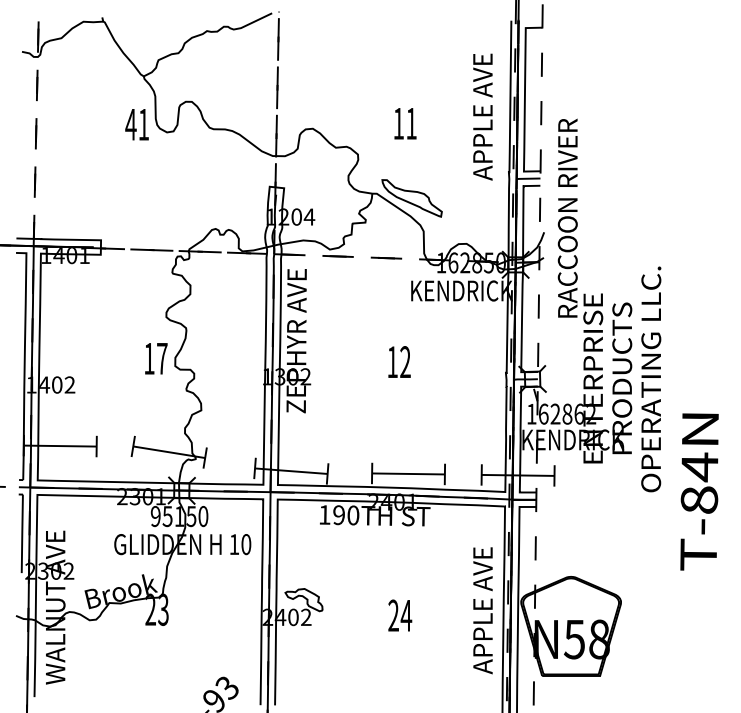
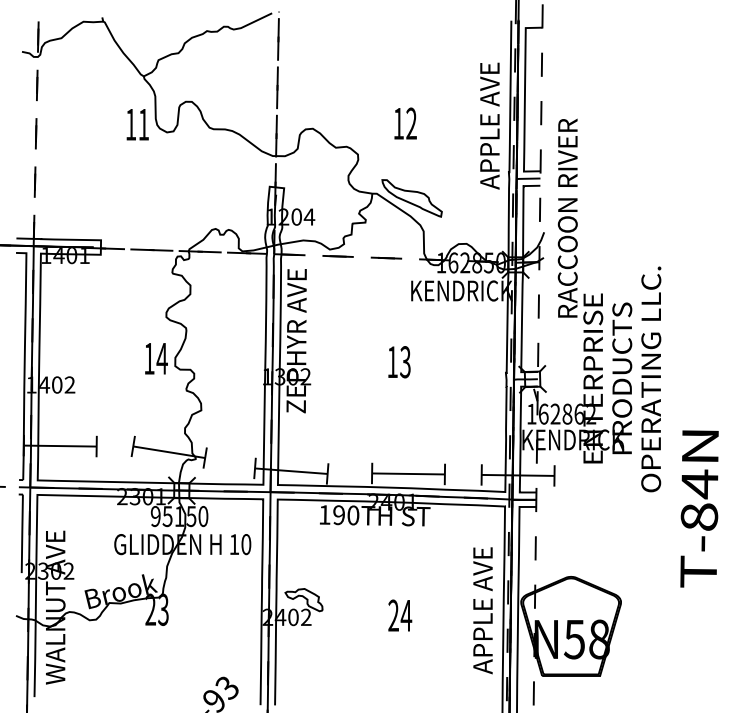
text position: (482, 116) -> (489, 125) (489, 125)
text: 11 -> 12 (411, 123)
text: 41 -> 11 (130, 124)
text: 17 -> 14 (161, 358)
text: 12 -> 13 (405, 362)
text position: (699, 491) -> (699, 508) (699, 508)
